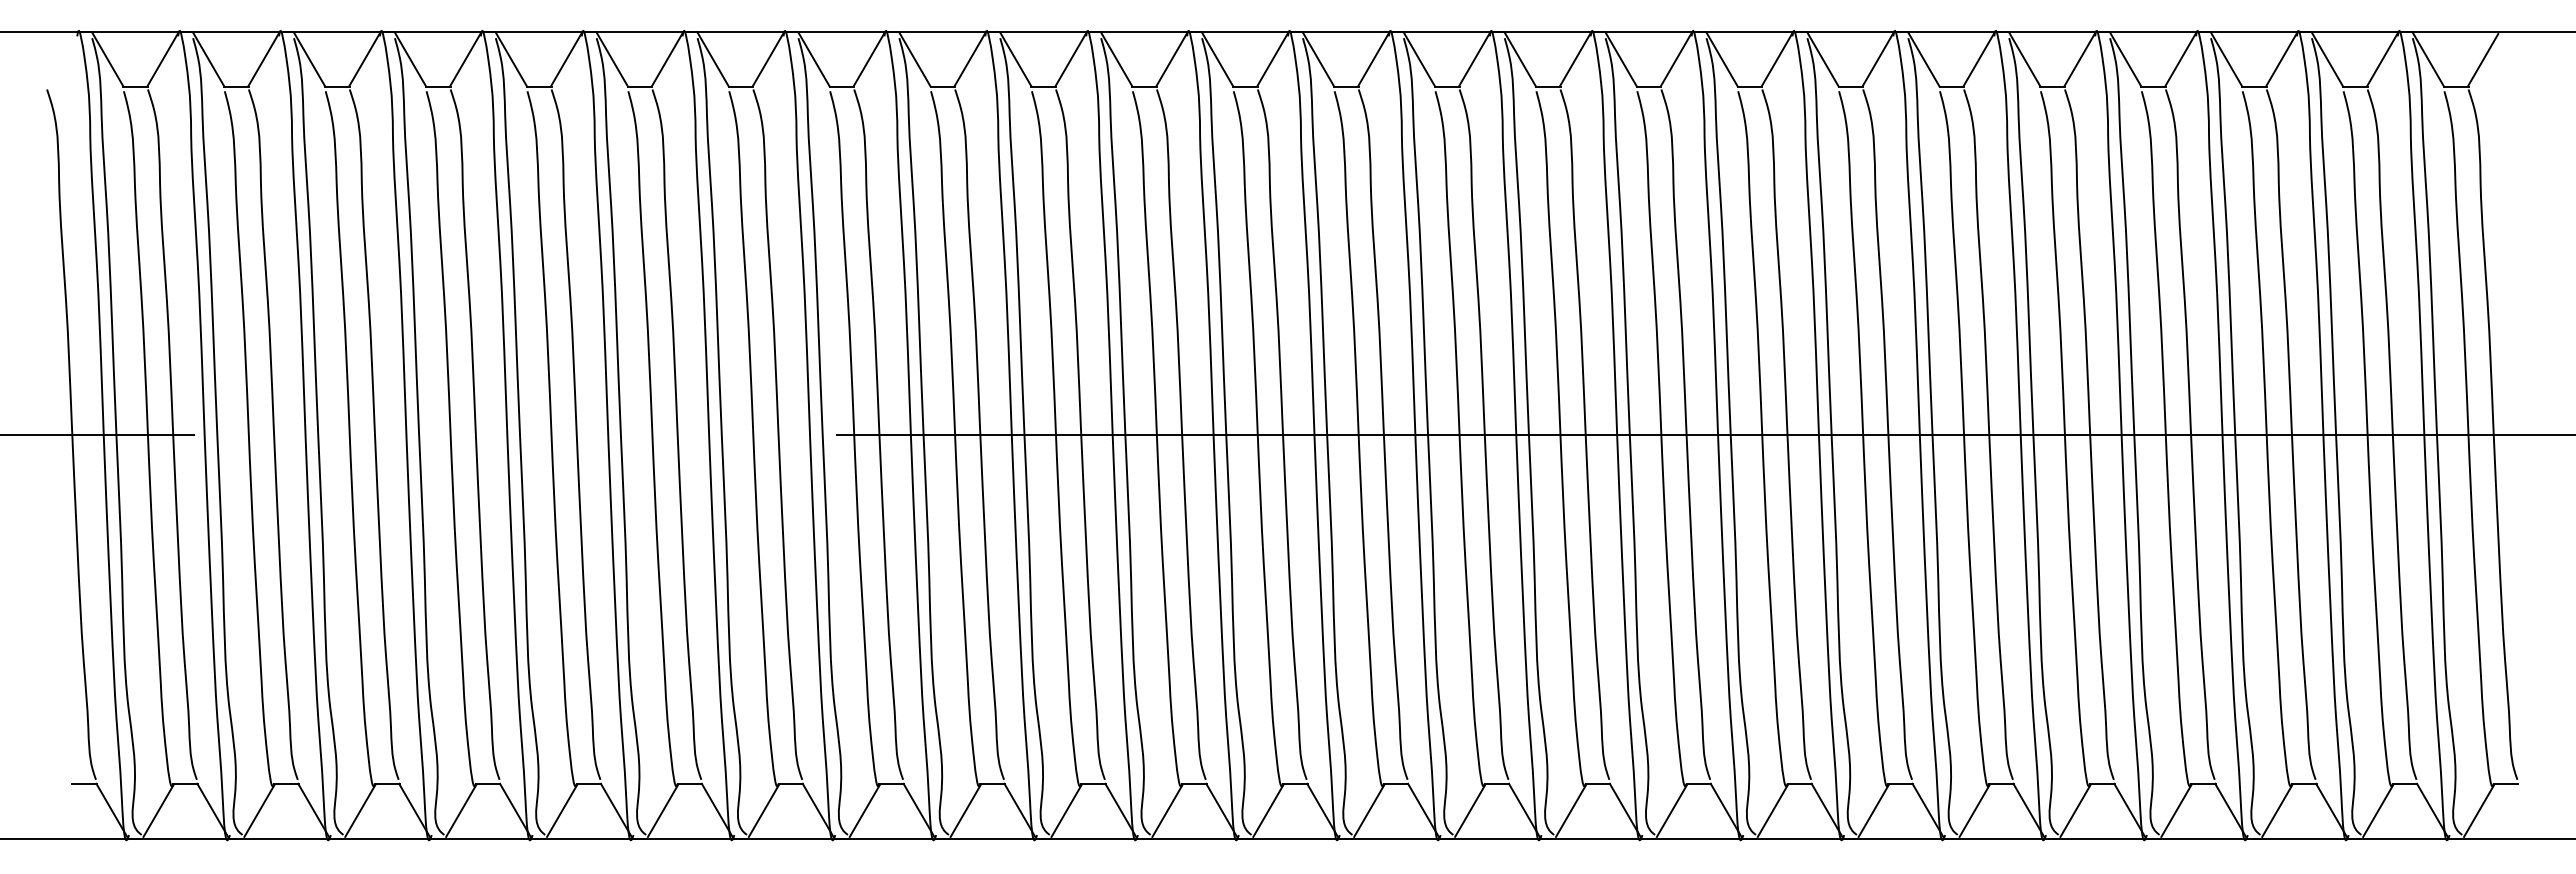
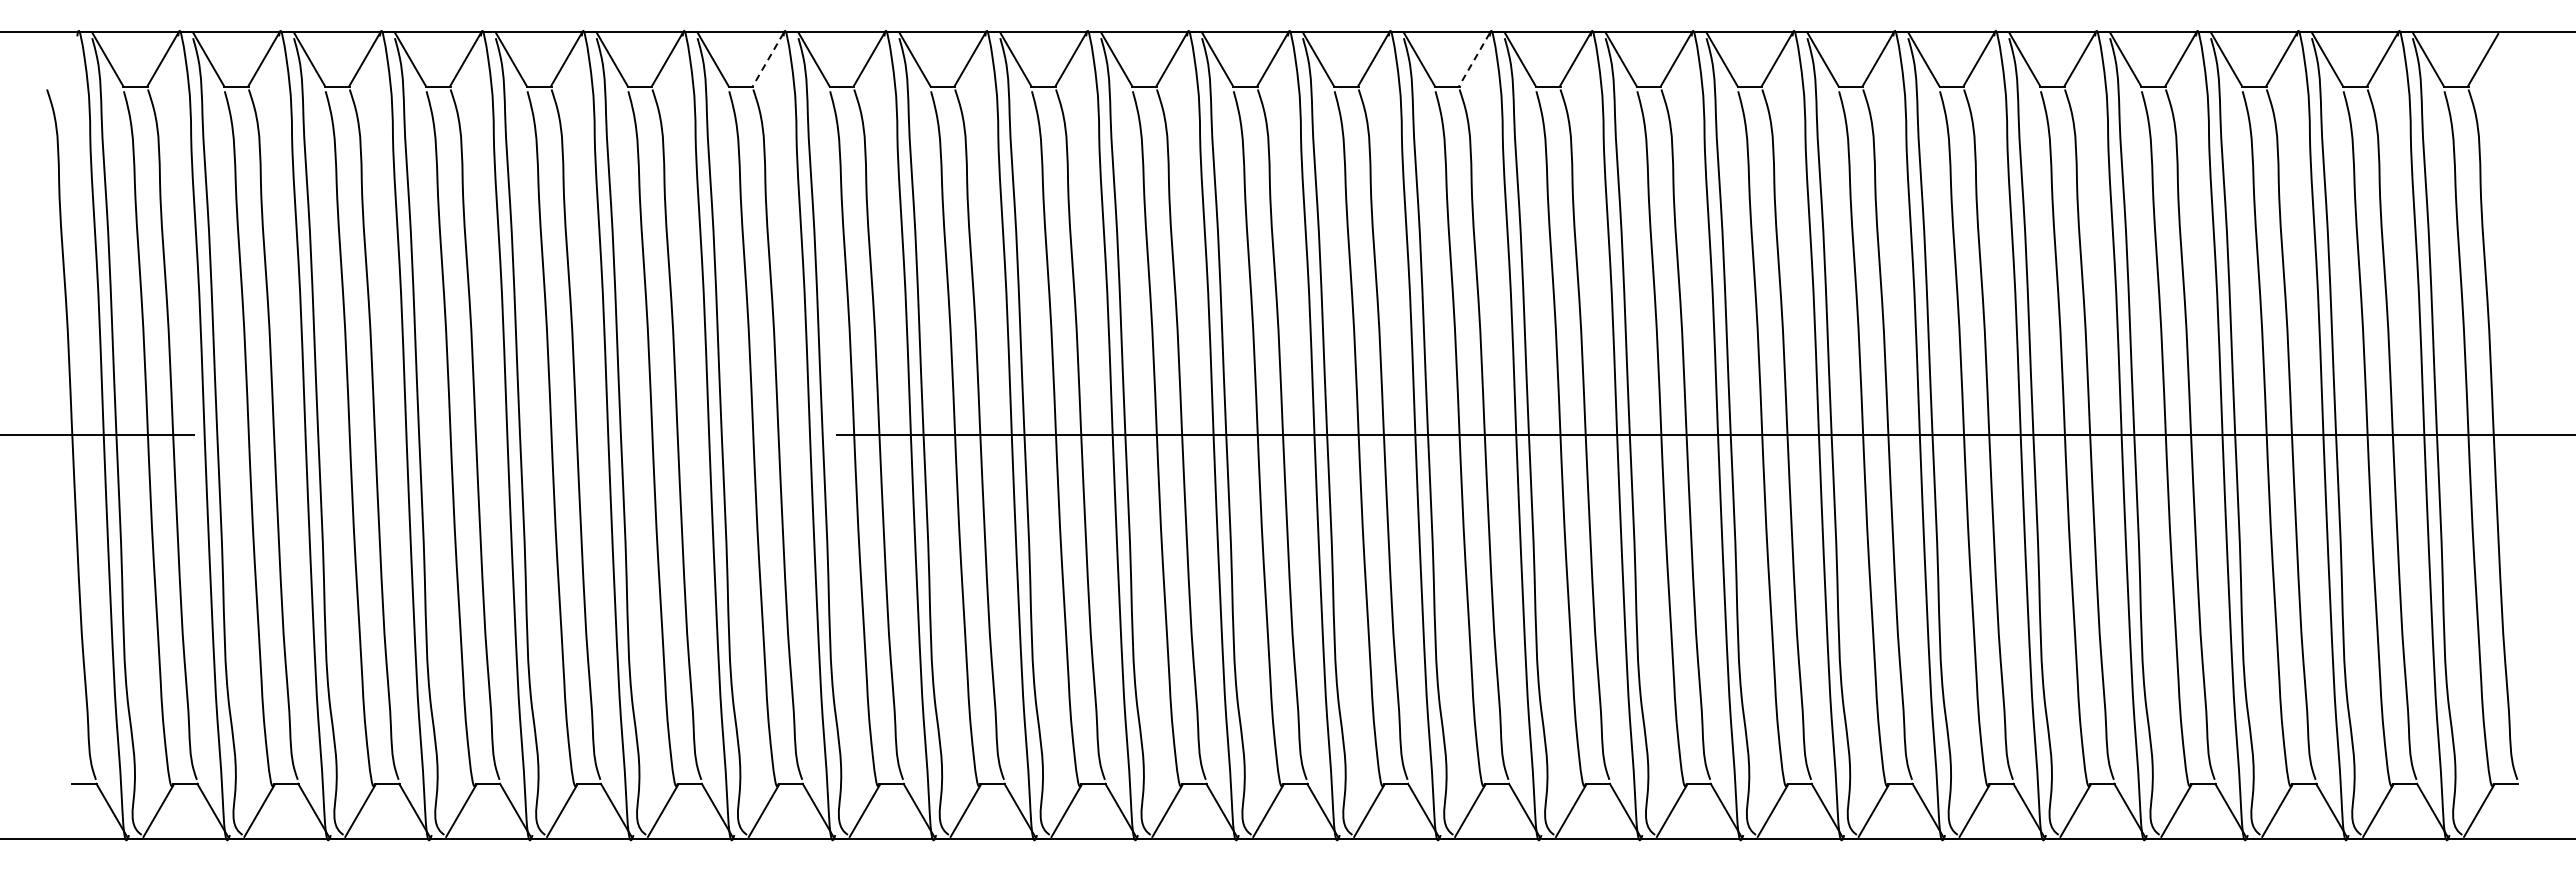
line: solid -> dashed (767, 60)
line: solid -> dashed (1473, 60)
